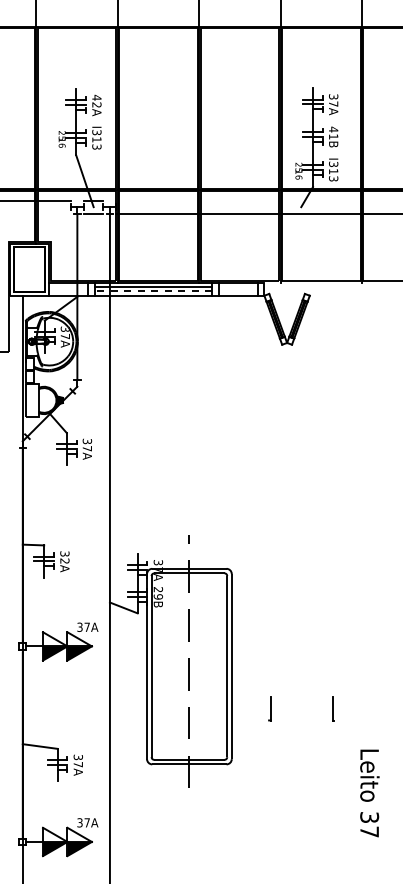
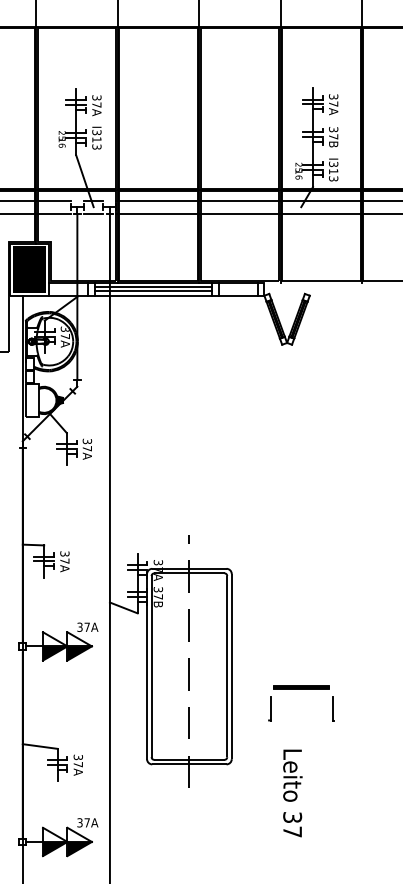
text: 42A -> 37A (96, 100)
text: 41B -> 37B (333, 132)
line: none -> present (257, 200)
line: none -> present (36, 213)
fill: none -> present (29, 269)
line: dashed -> solid (153, 291)
text: 32A -> 37A (64, 560)
text: 29B -> 37B (157, 593)
line: none -> present (301, 687)
text position: (369, 793) -> (292, 793) (292, 793)
